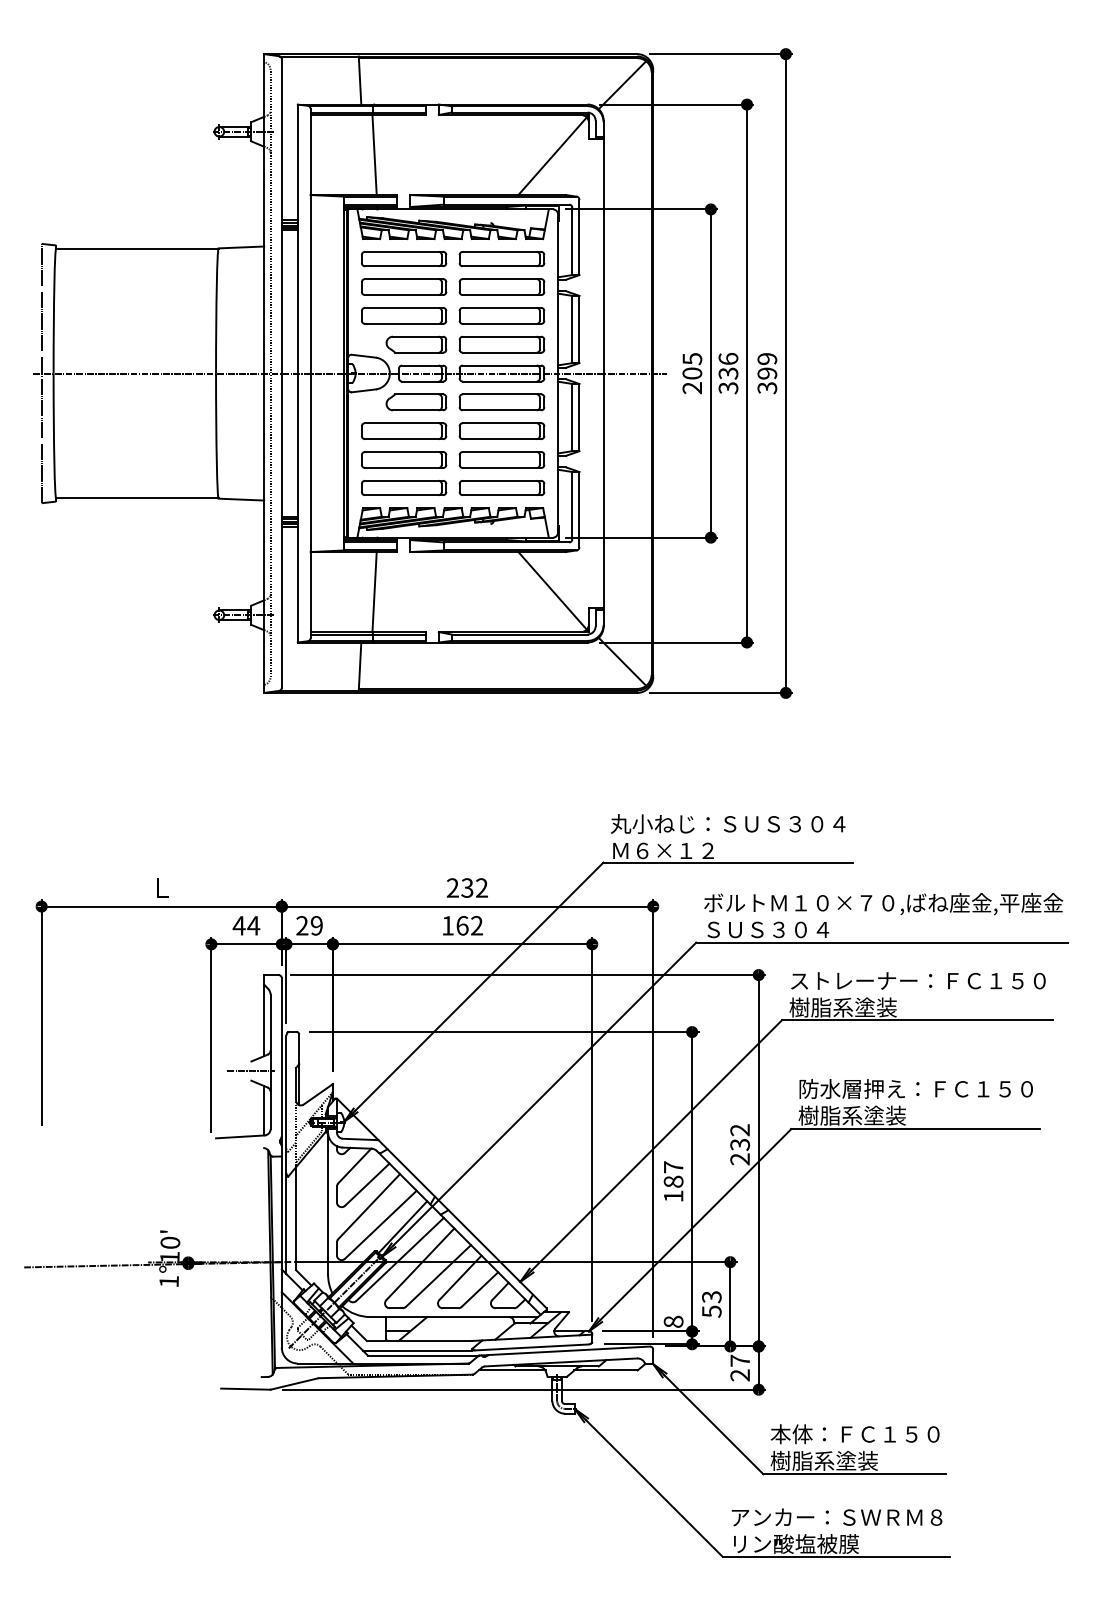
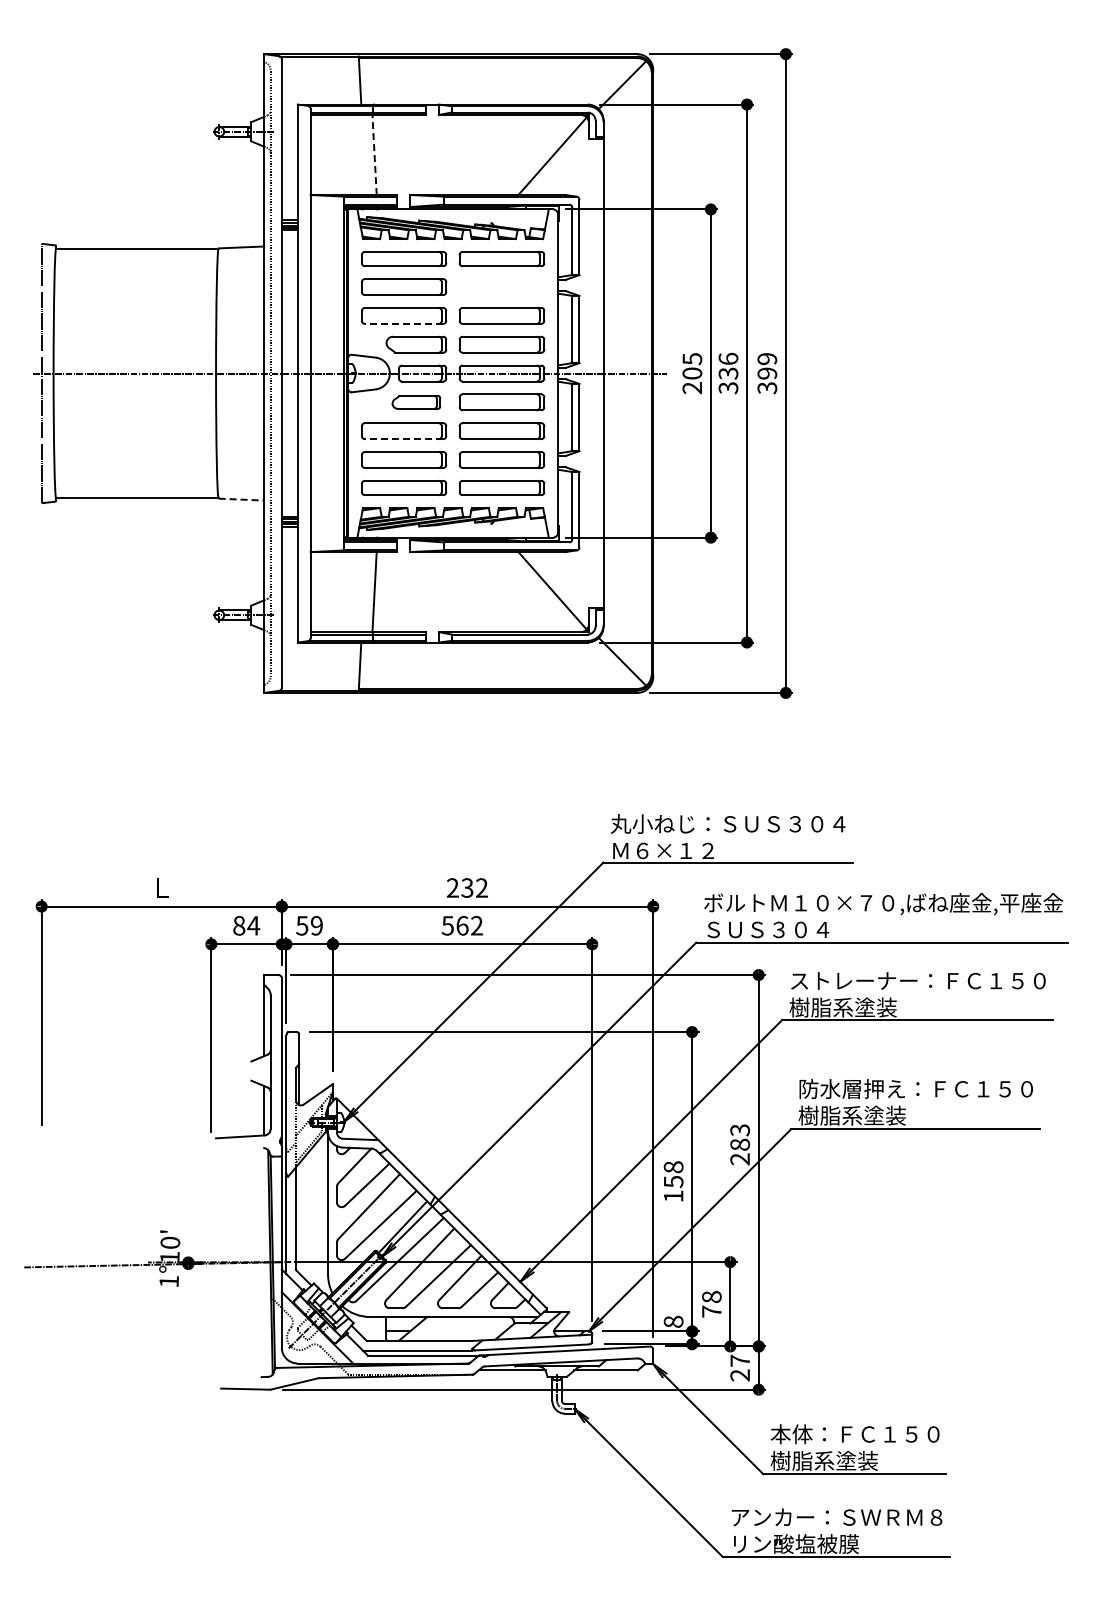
line: solid -> dashed (374, 154)
part: present -> none (501, 286)
line: solid -> dashed (403, 323)
part size: 63x19 px -> 51x15 px (416, 402)
line: solid -> dashed (403, 439)
line: solid -> dashed (241, 499)
text: 44 -> 84 (238, 925)
text: 29 -> 59 (302, 925)
text: 162 -> 562 (447, 925)
line: present -> none (251, 1071)
text: 232 -> 283 (740, 1137)
text: 187 -> 158 (673, 1174)
text: 53 -> 78 (711, 1304)
